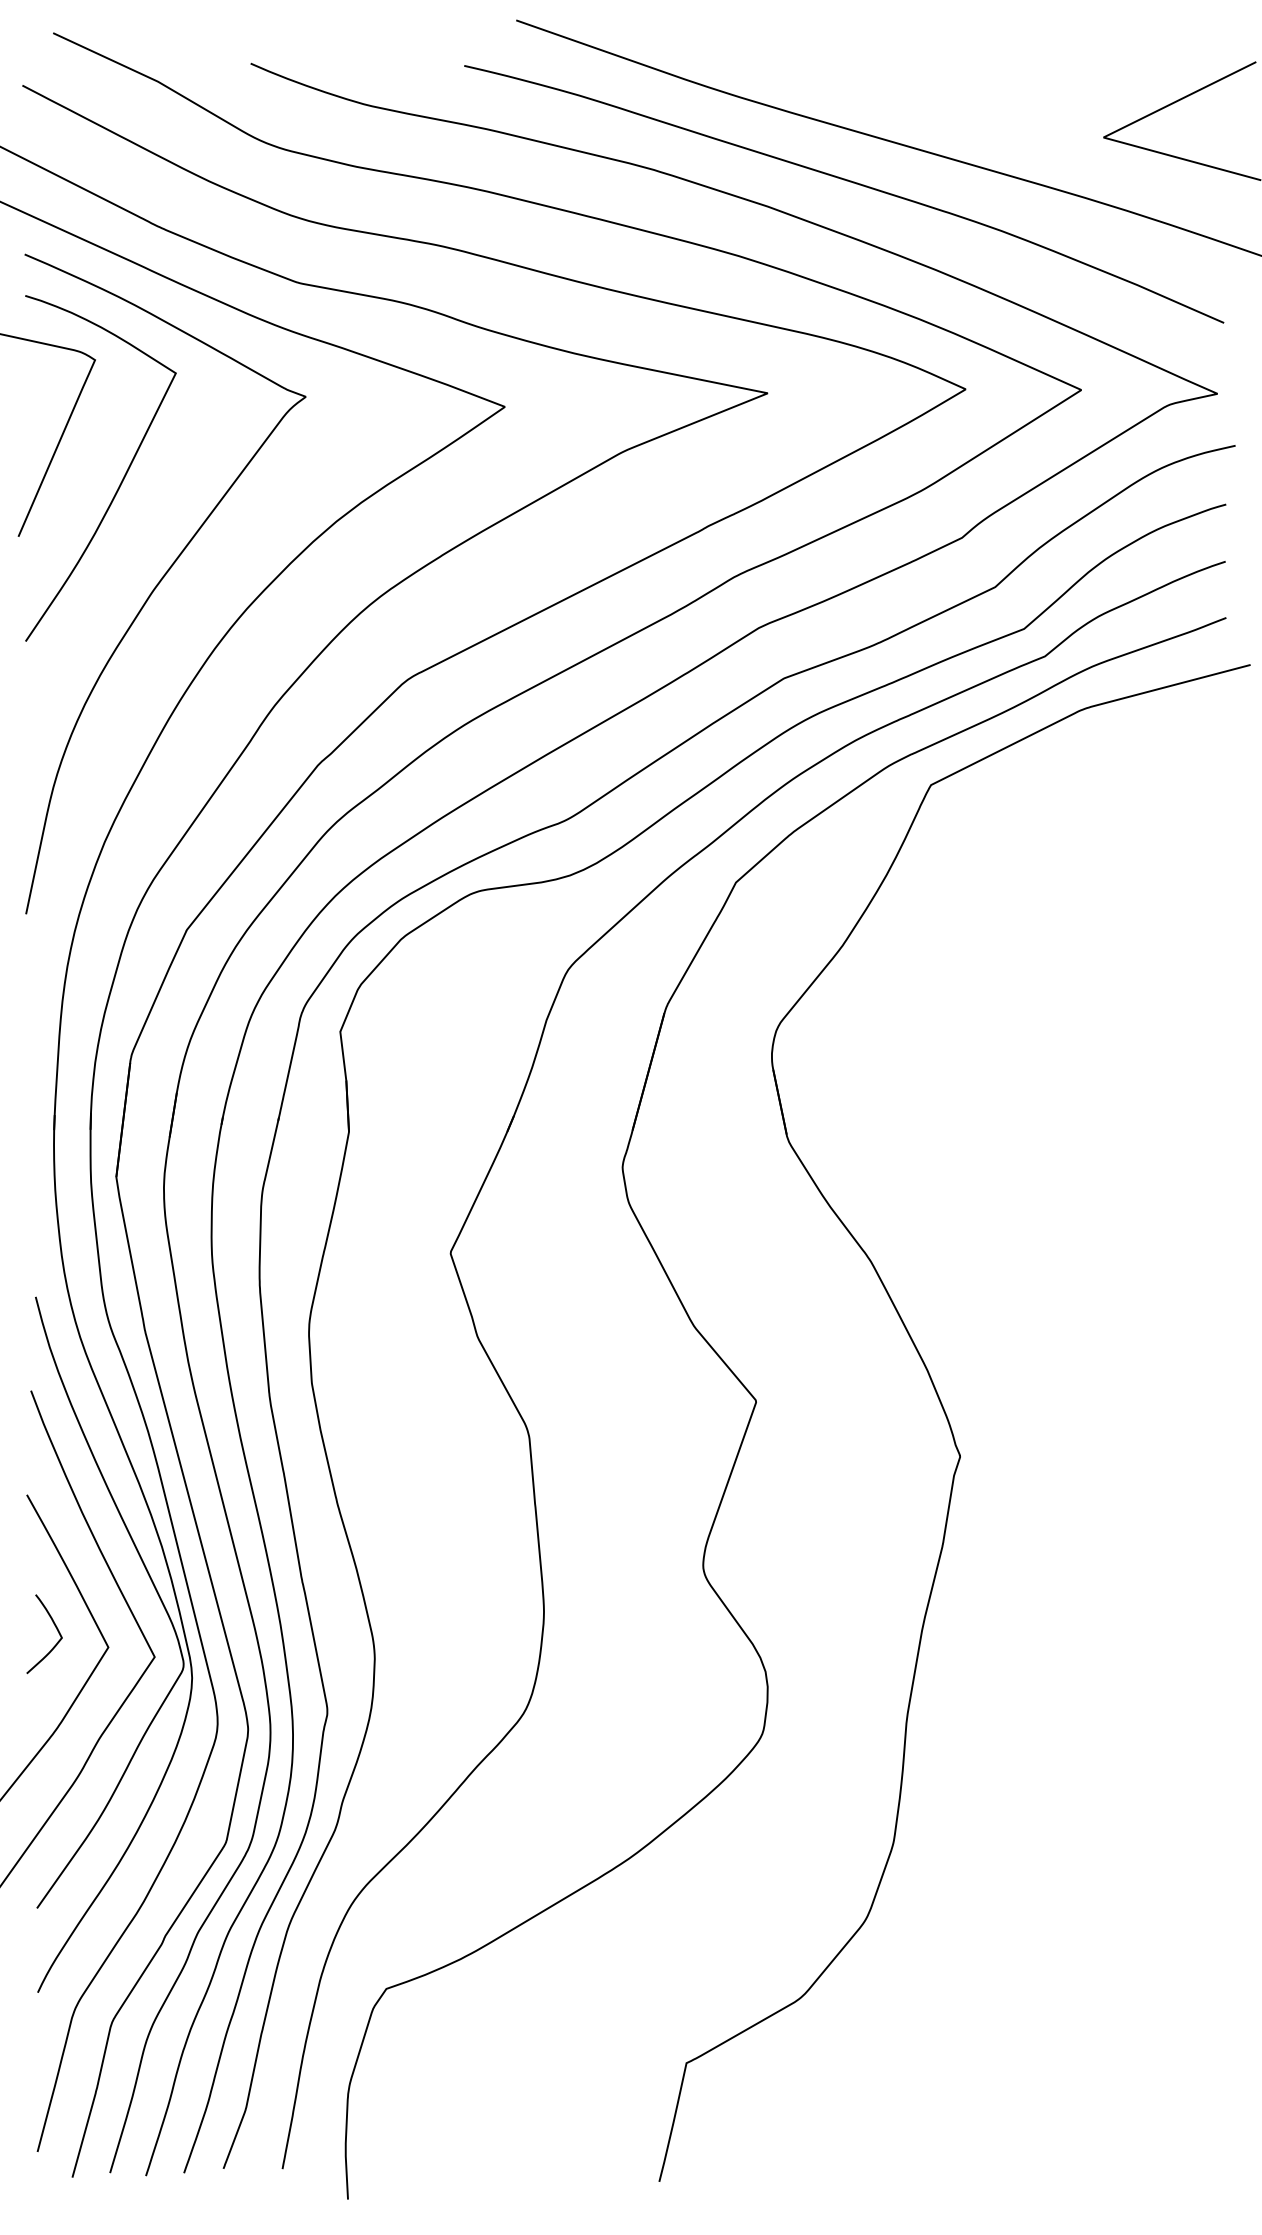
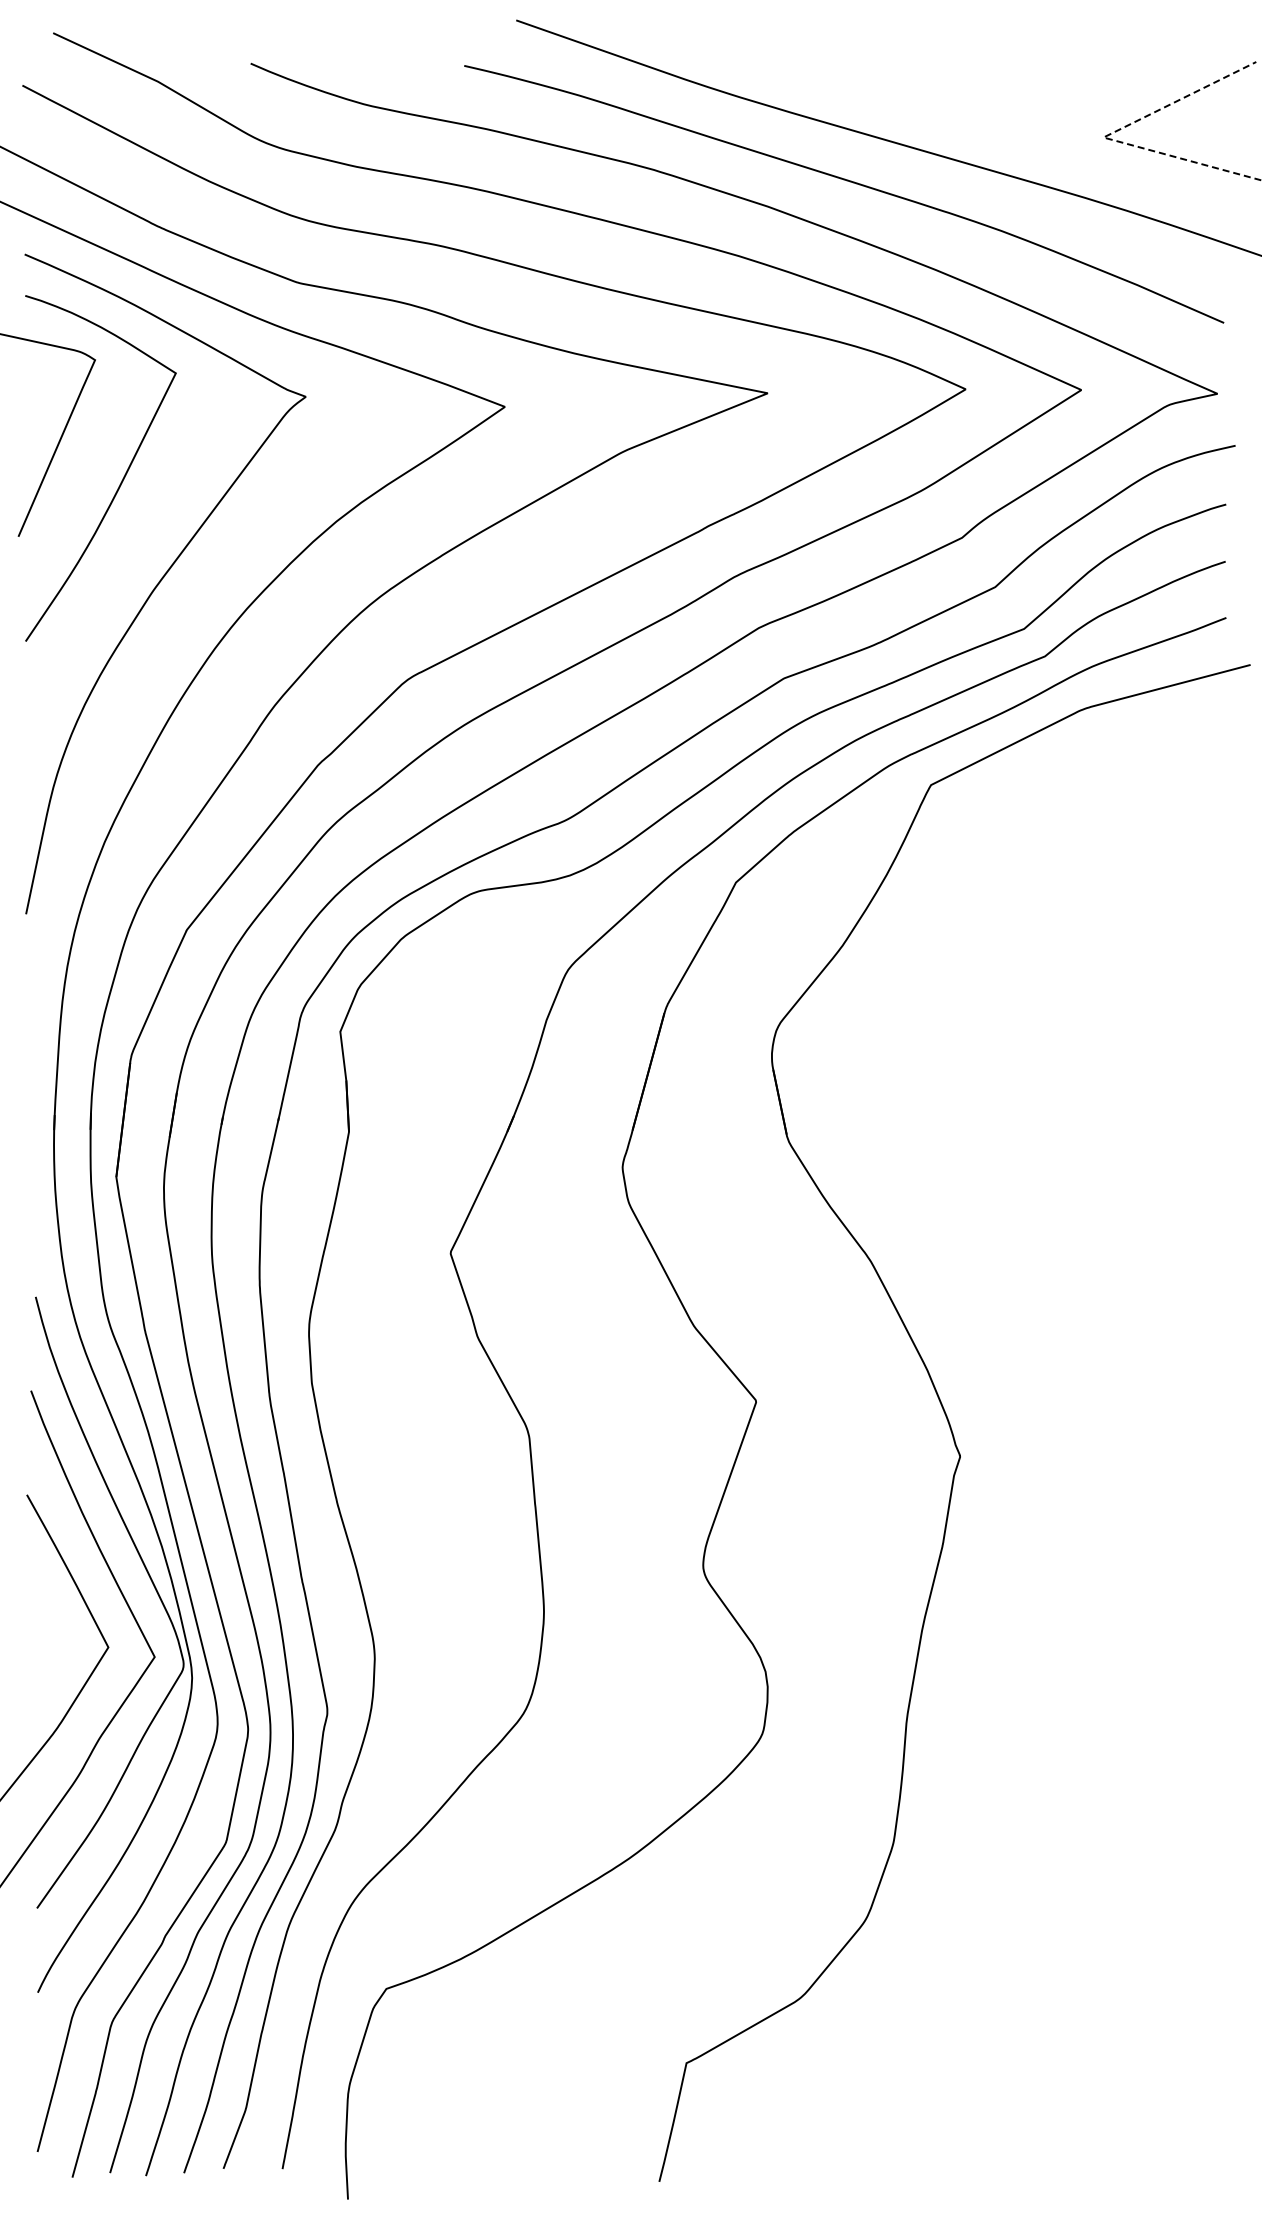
line: solid -> dashed (1106, 136)
curve: present -> none (56, 1629)
